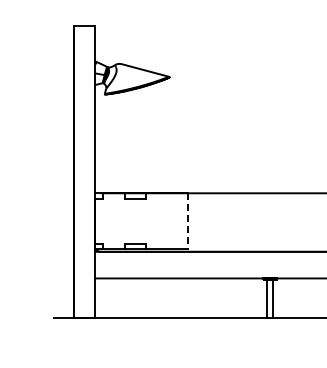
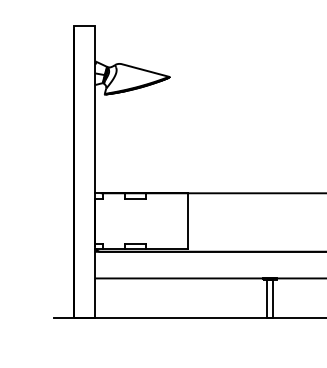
line: dashed -> solid (188, 221)
